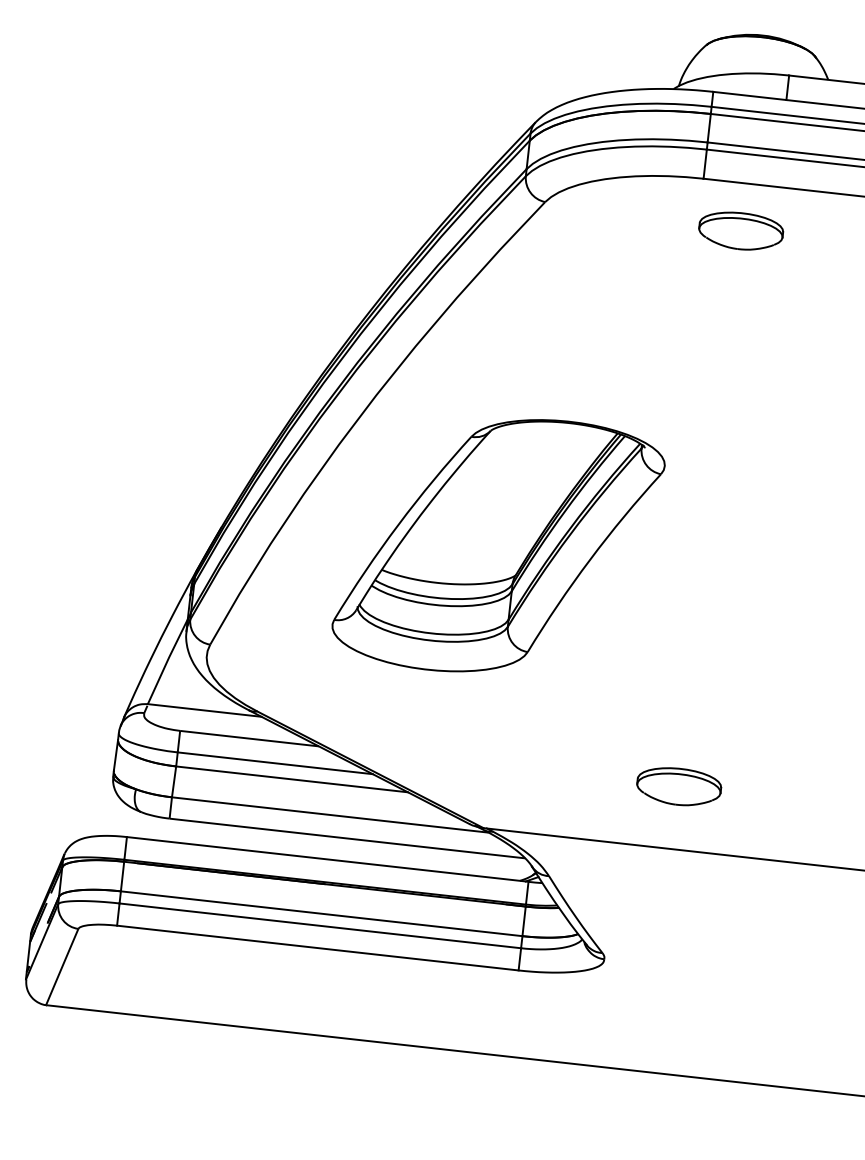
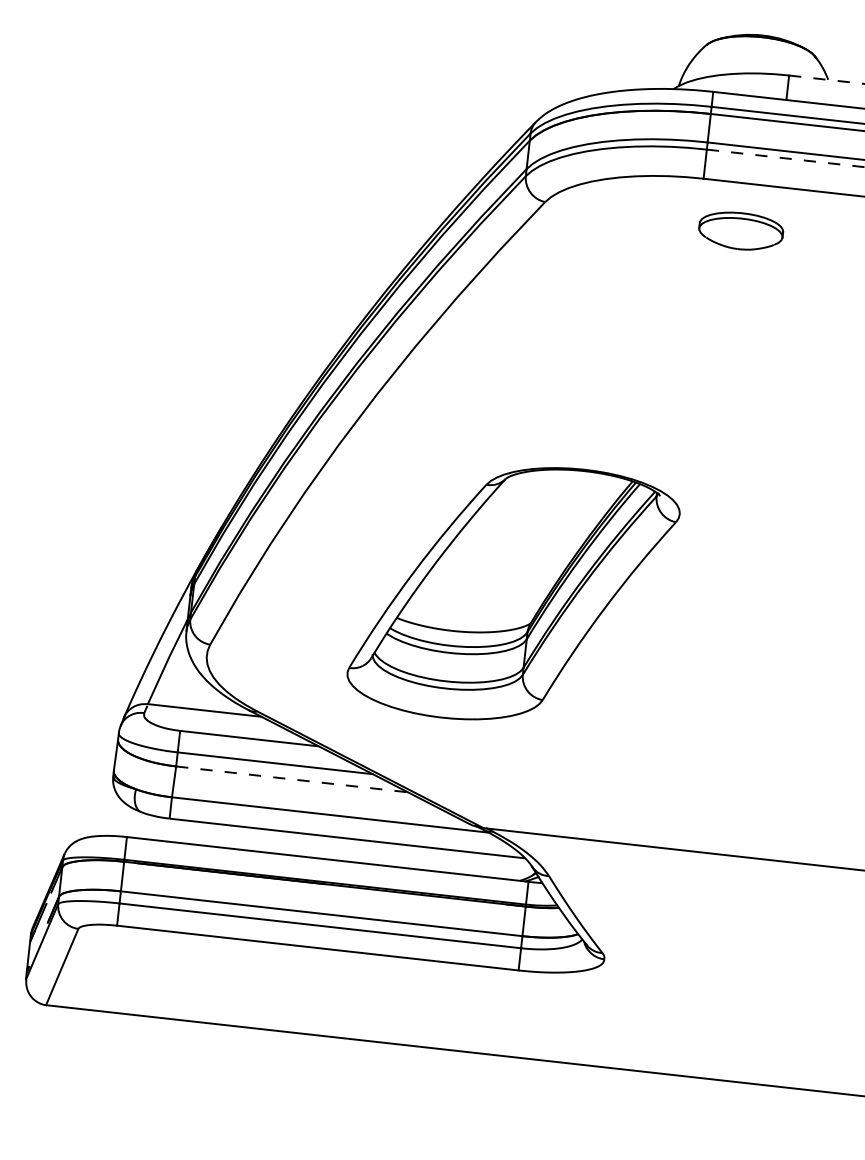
line: solid -> dashed (826, 79)
line: solid -> dashed (786, 158)
part position: (498, 545) -> (513, 593) (513, 593)
line: solid -> dashed (292, 779)
part: present -> none (679, 786)
